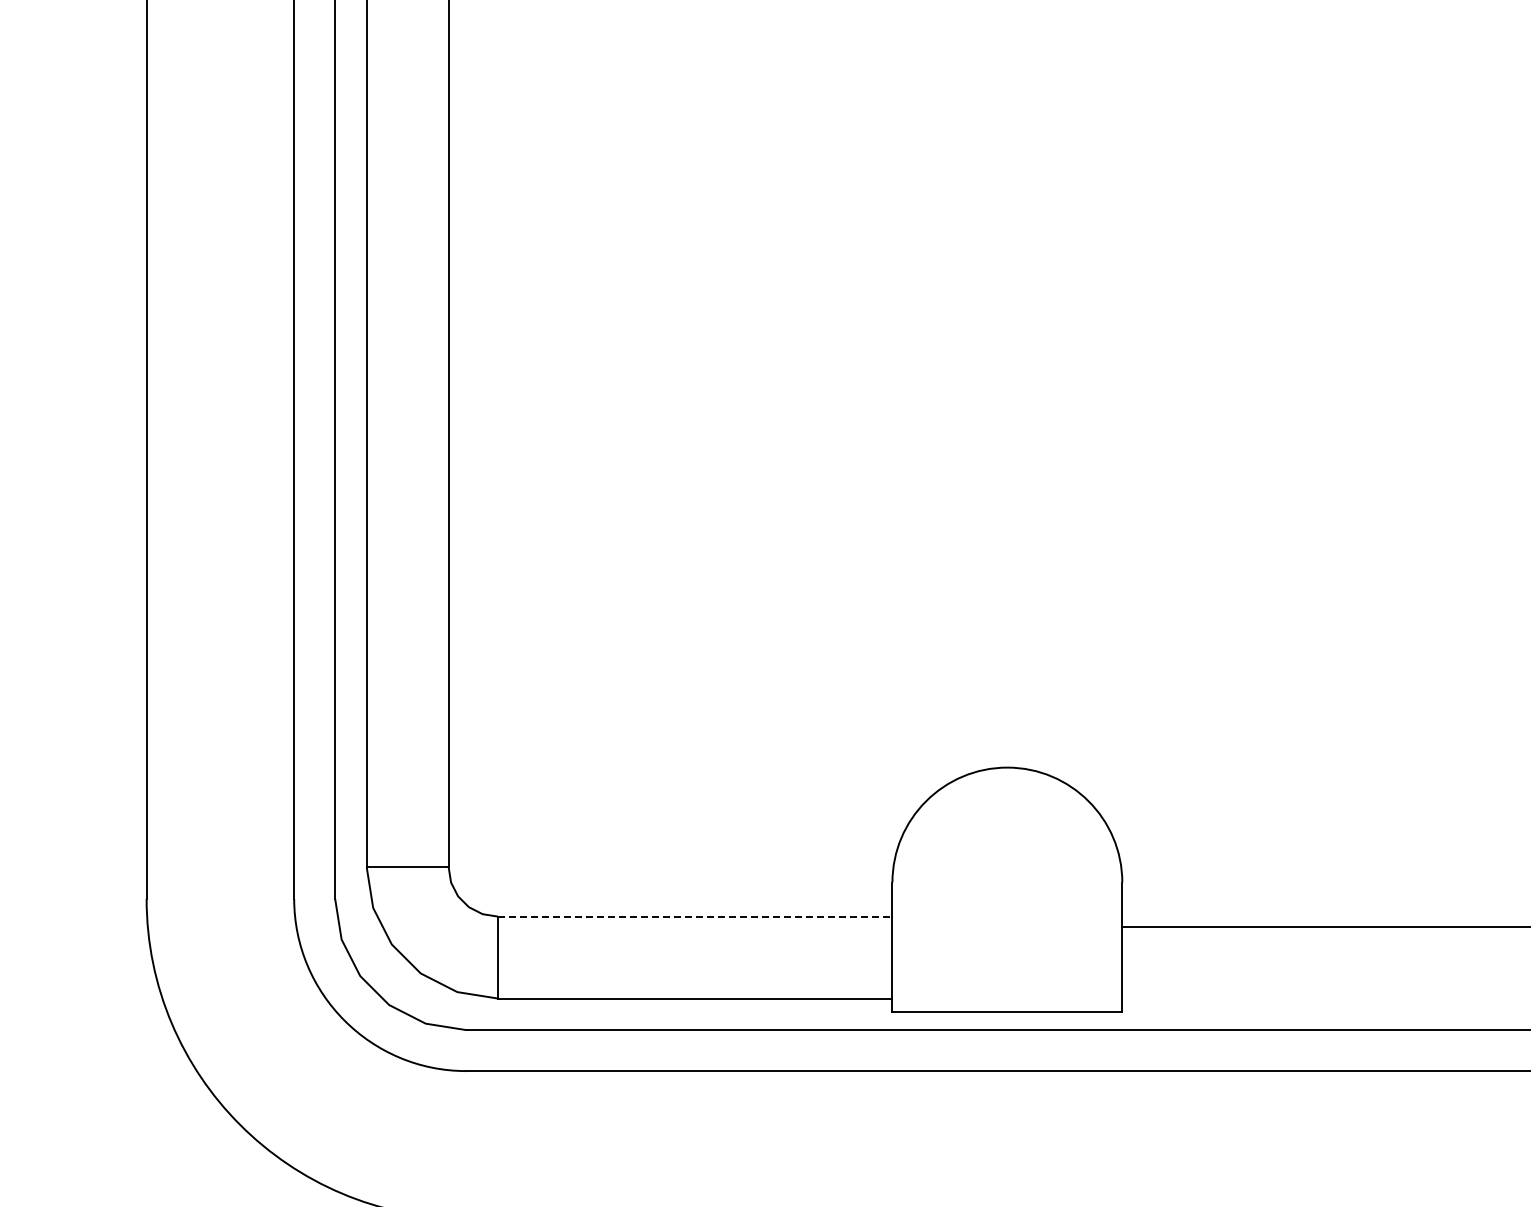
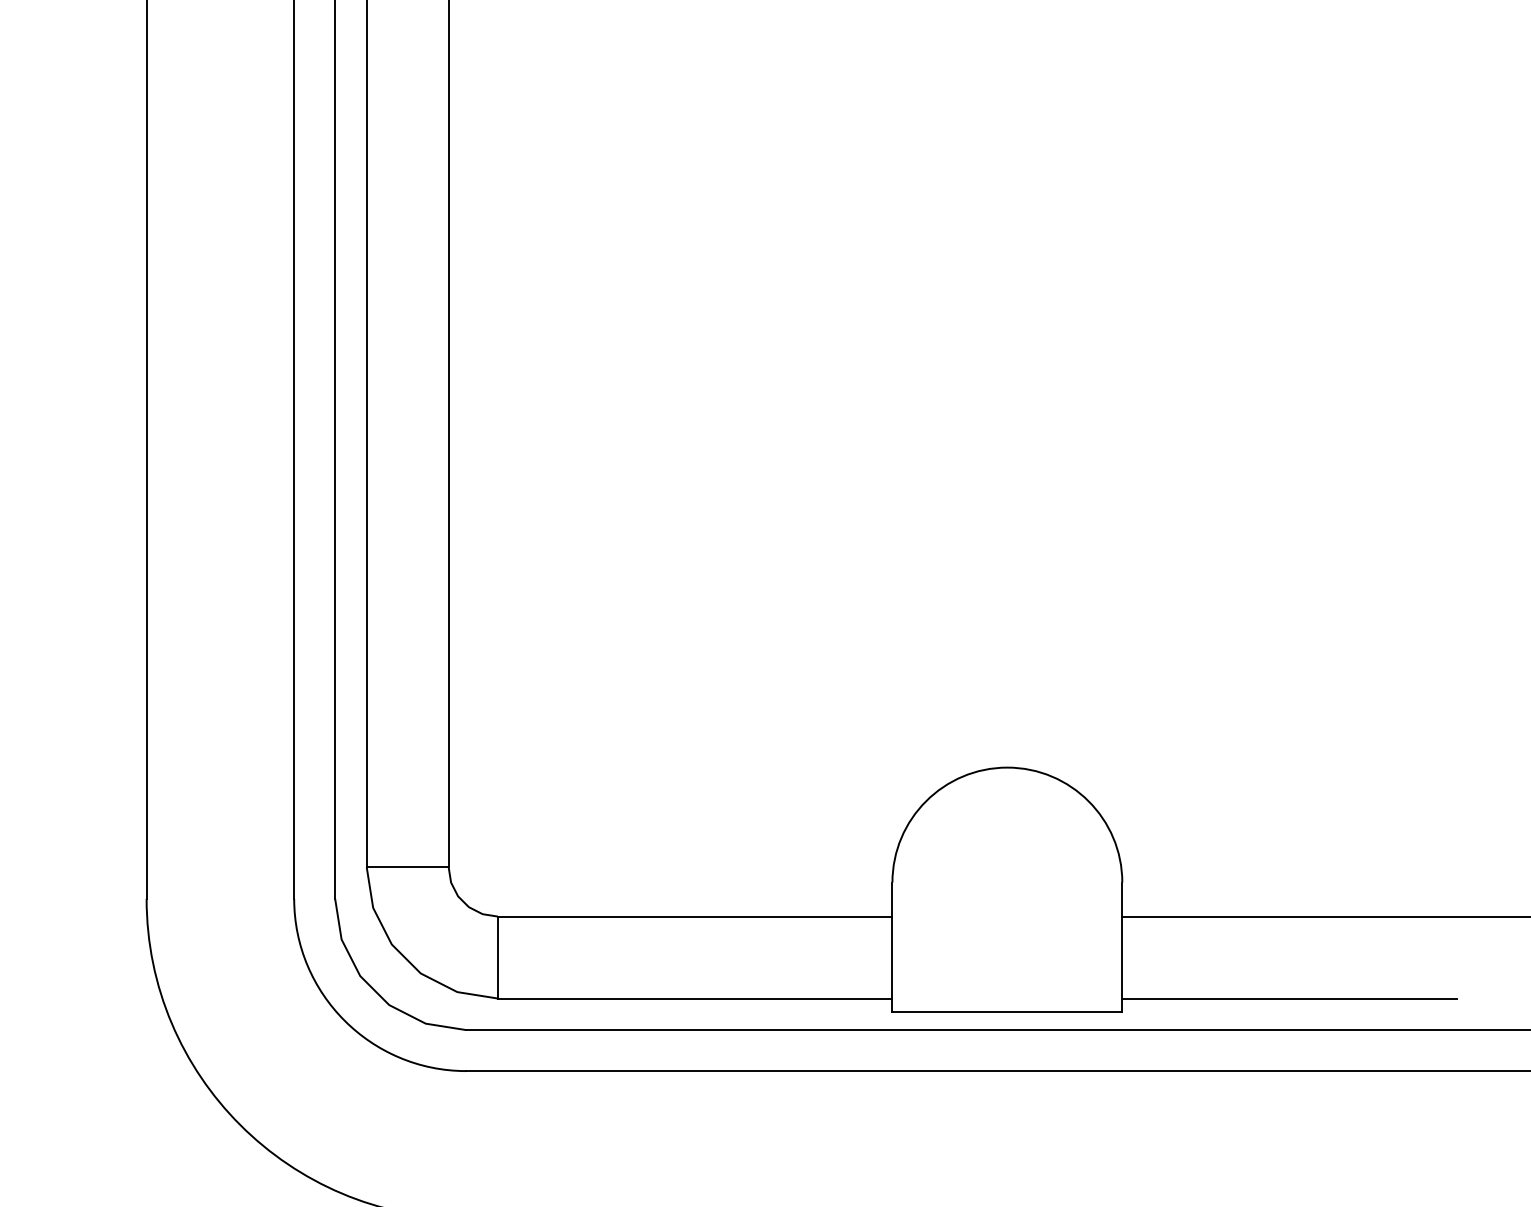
line: dashed -> solid (695, 916)
line position: (1324, 926) -> (1324, 916) (1324, 916)
line: none -> present (1289, 998)
